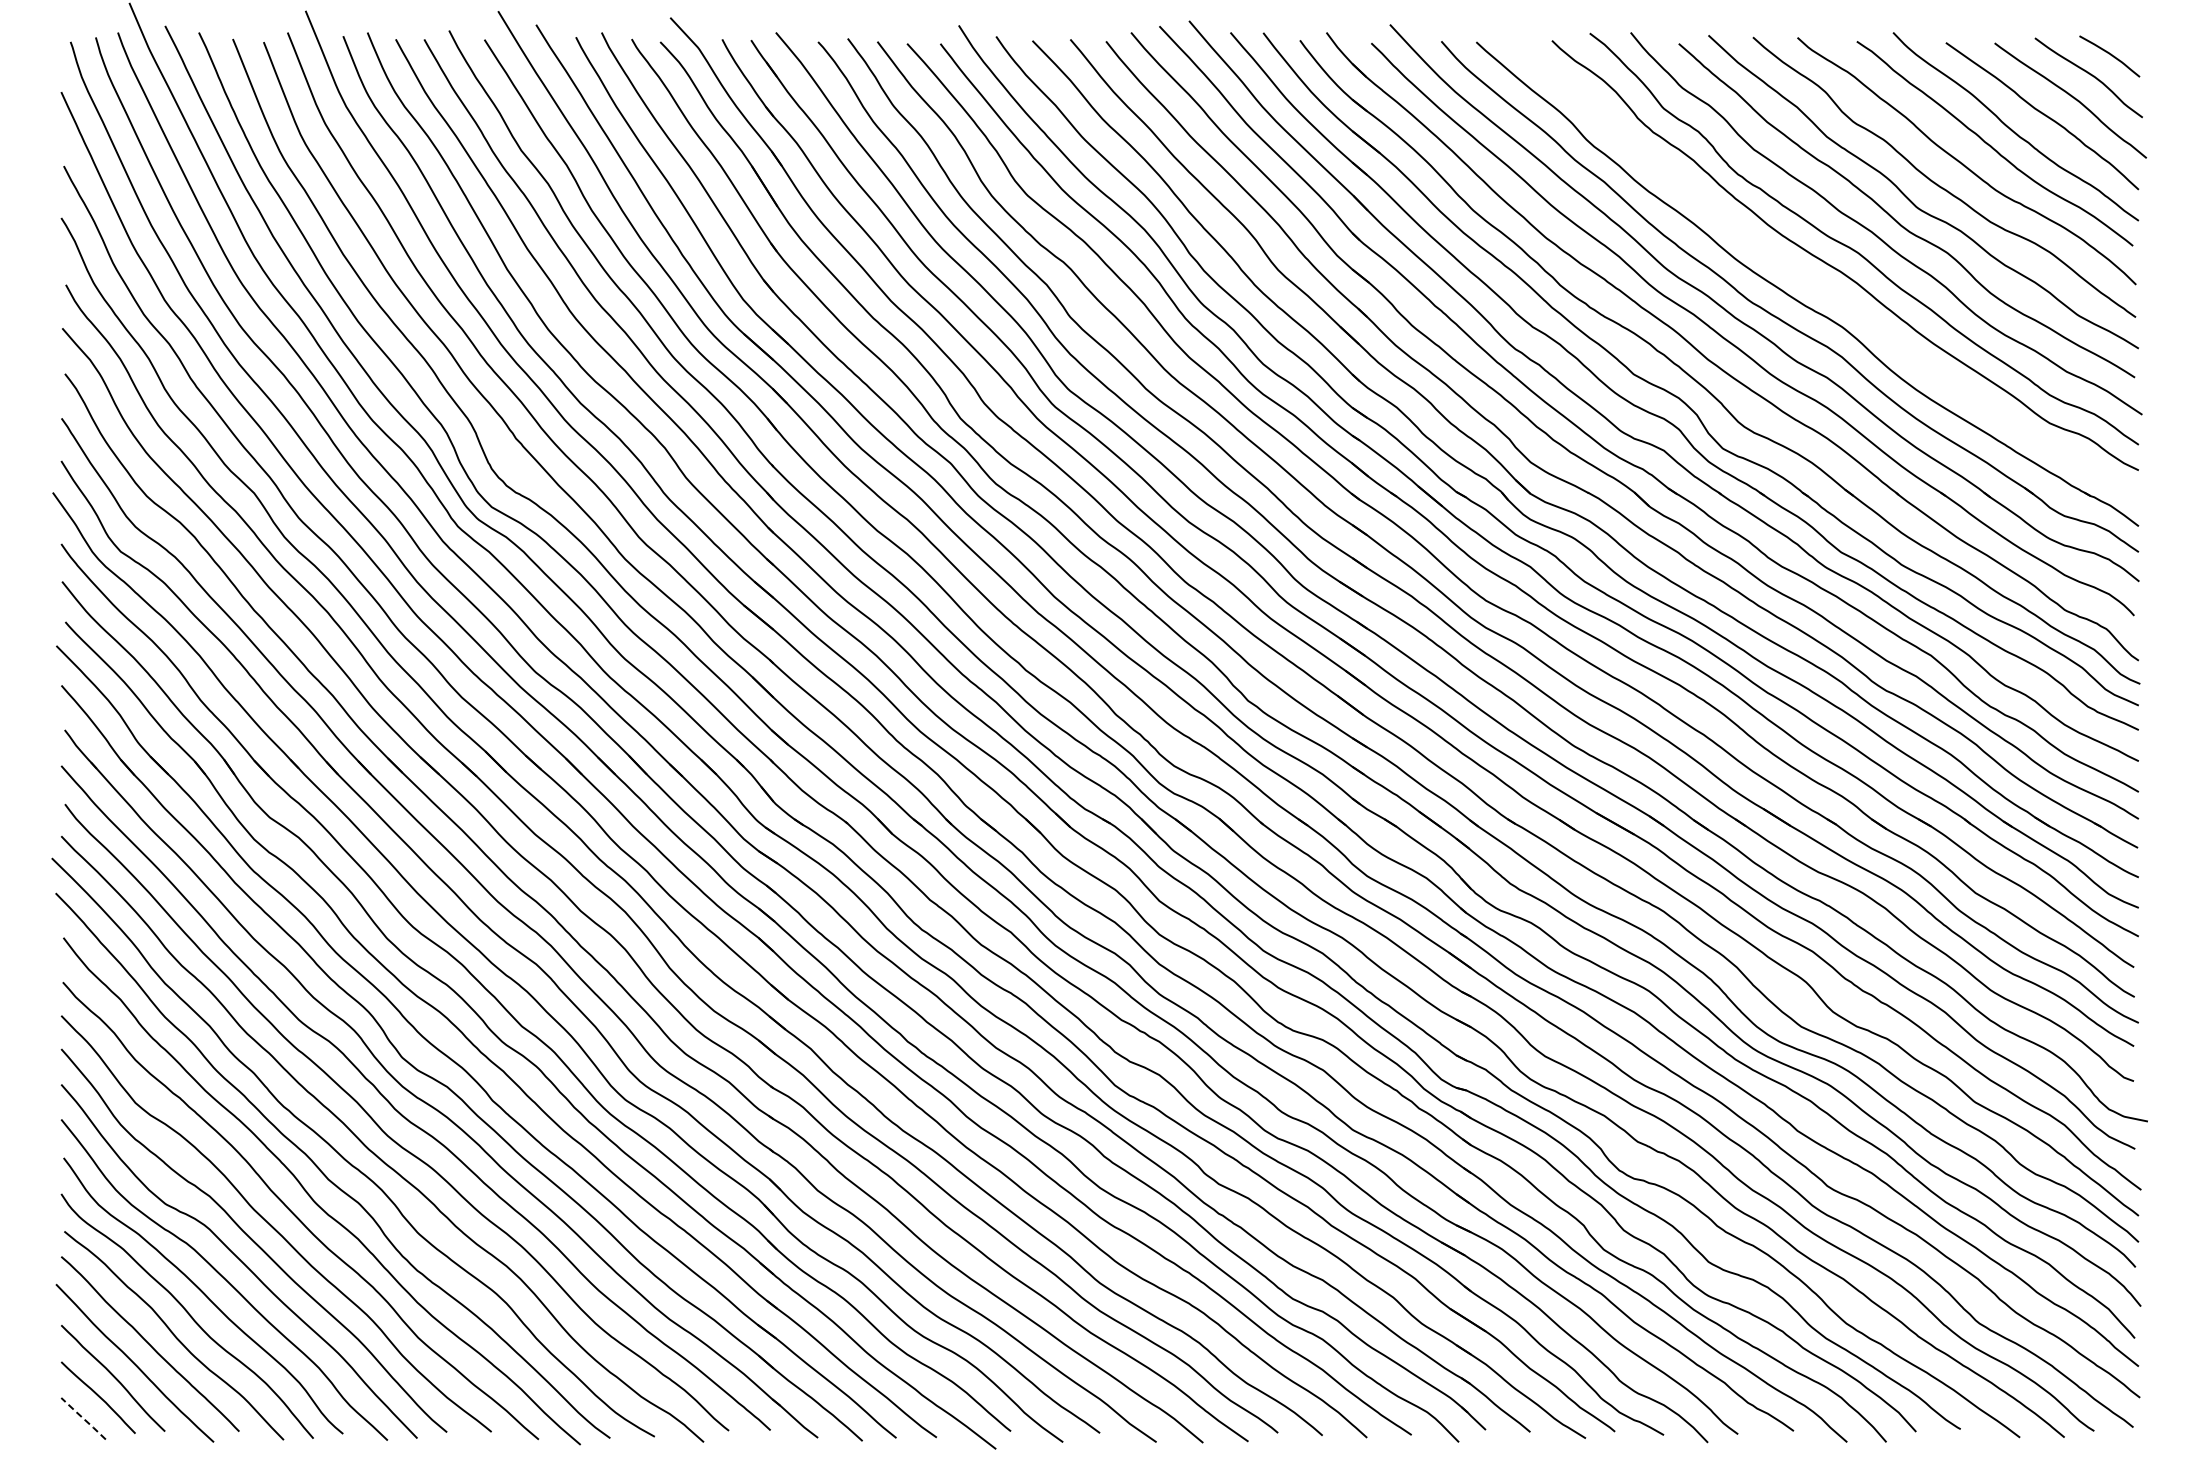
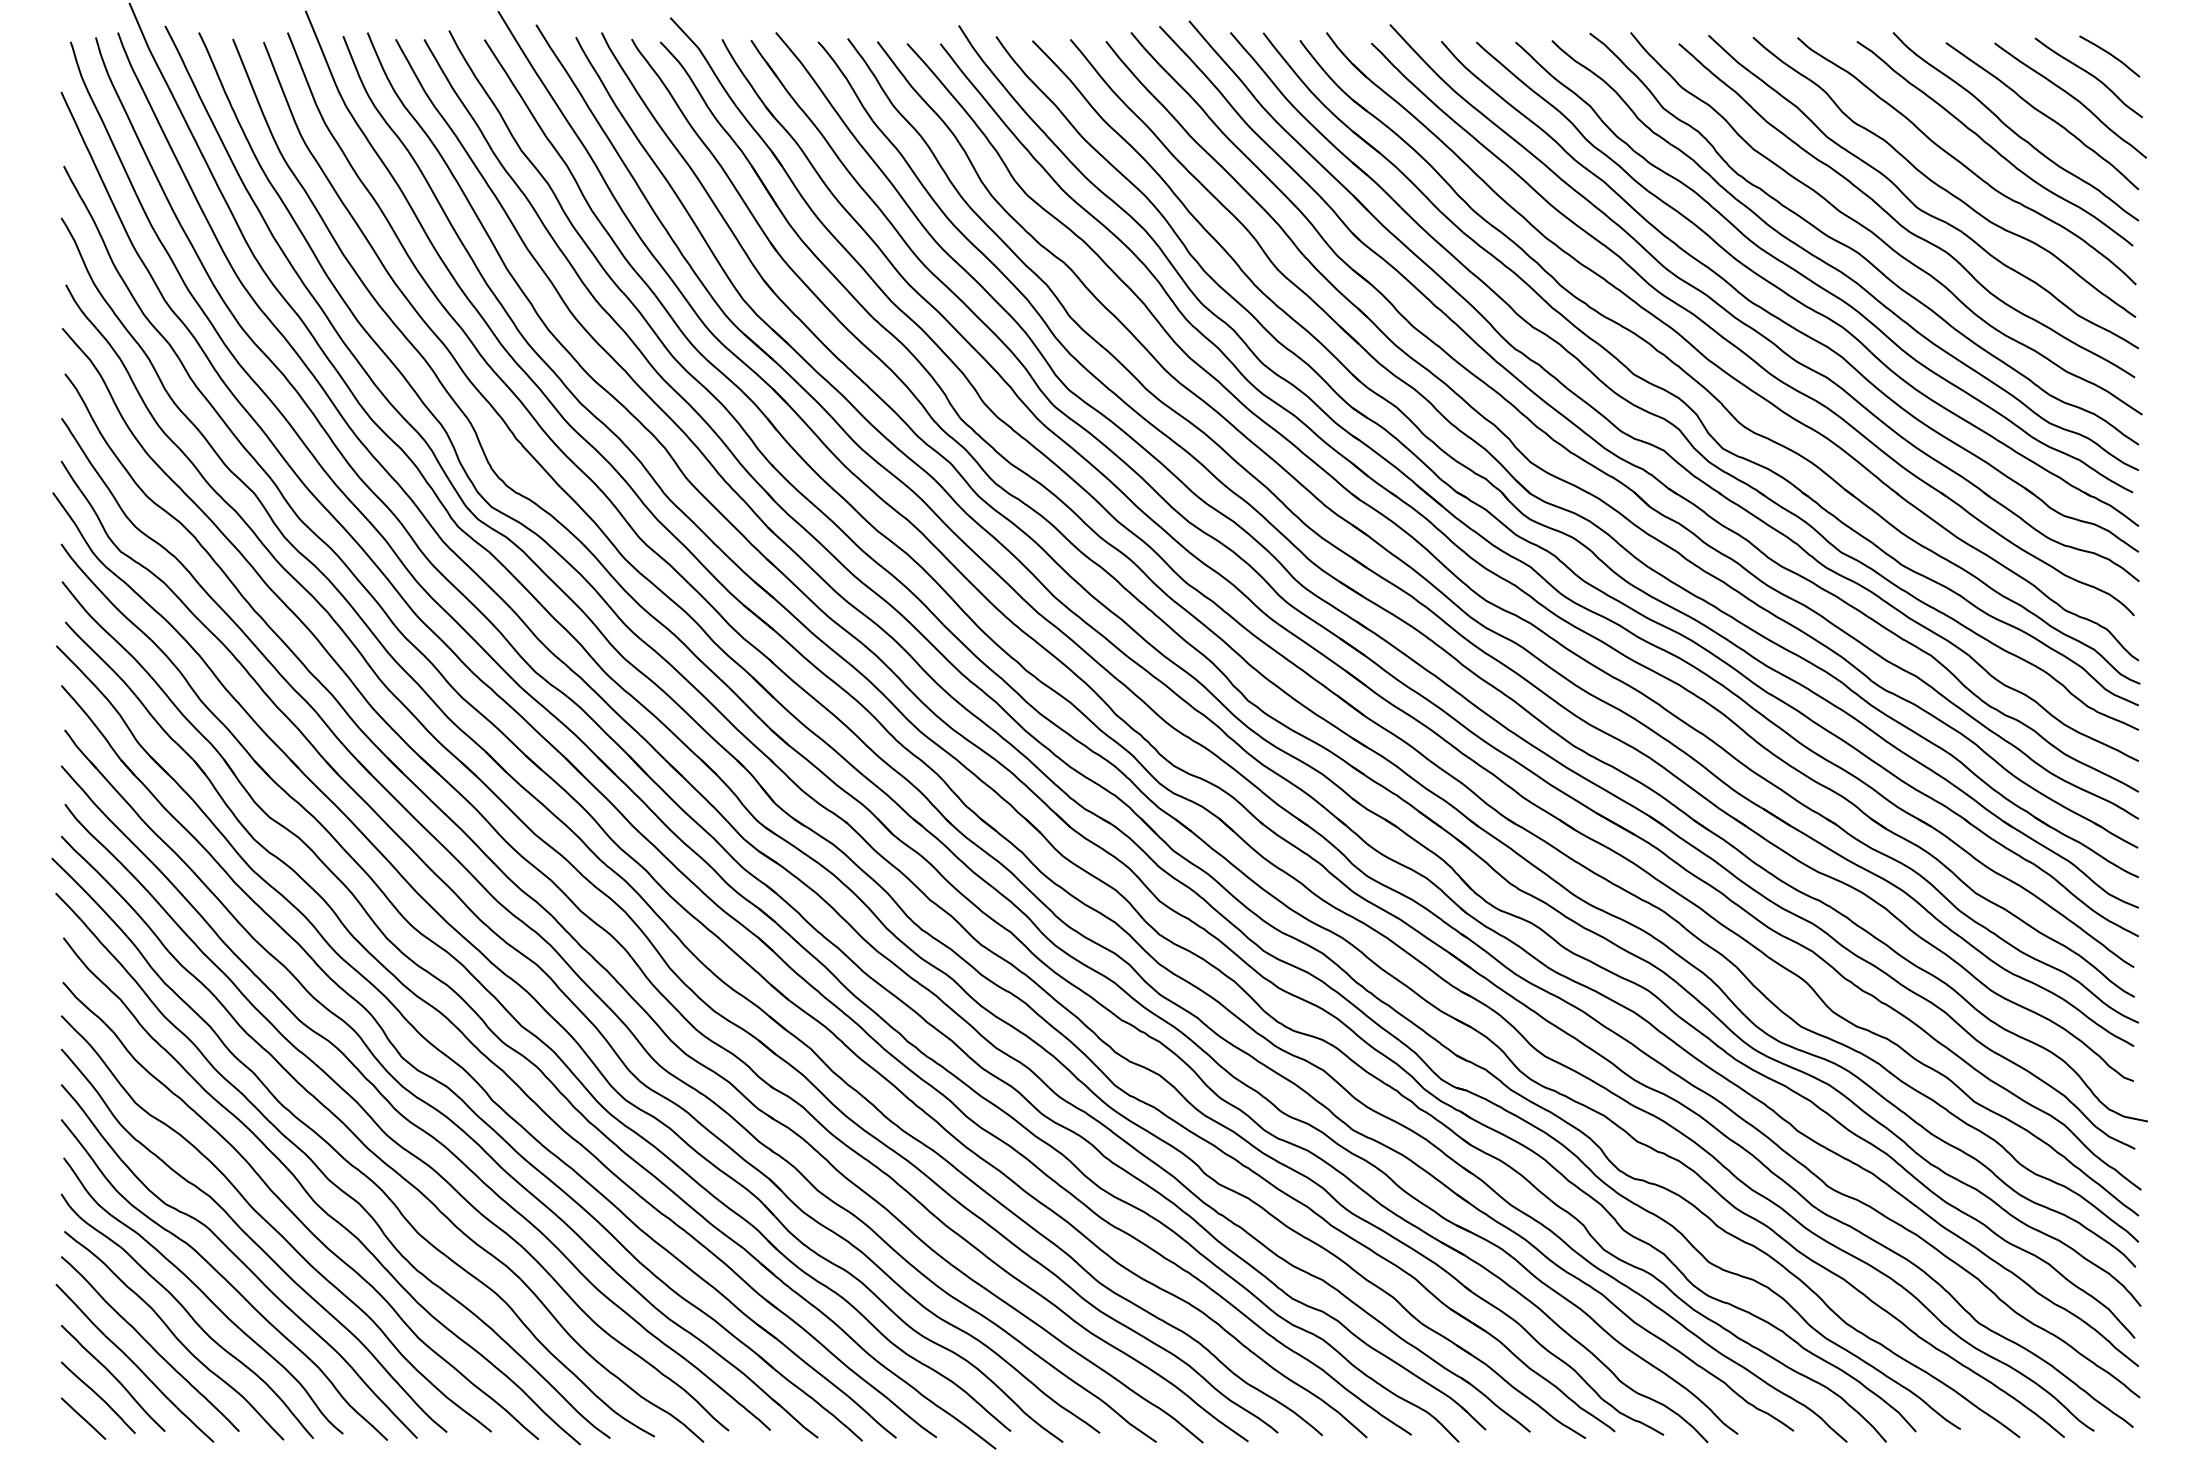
curve: none -> present (1815, 282)
line: dashed -> solid (83, 1418)
